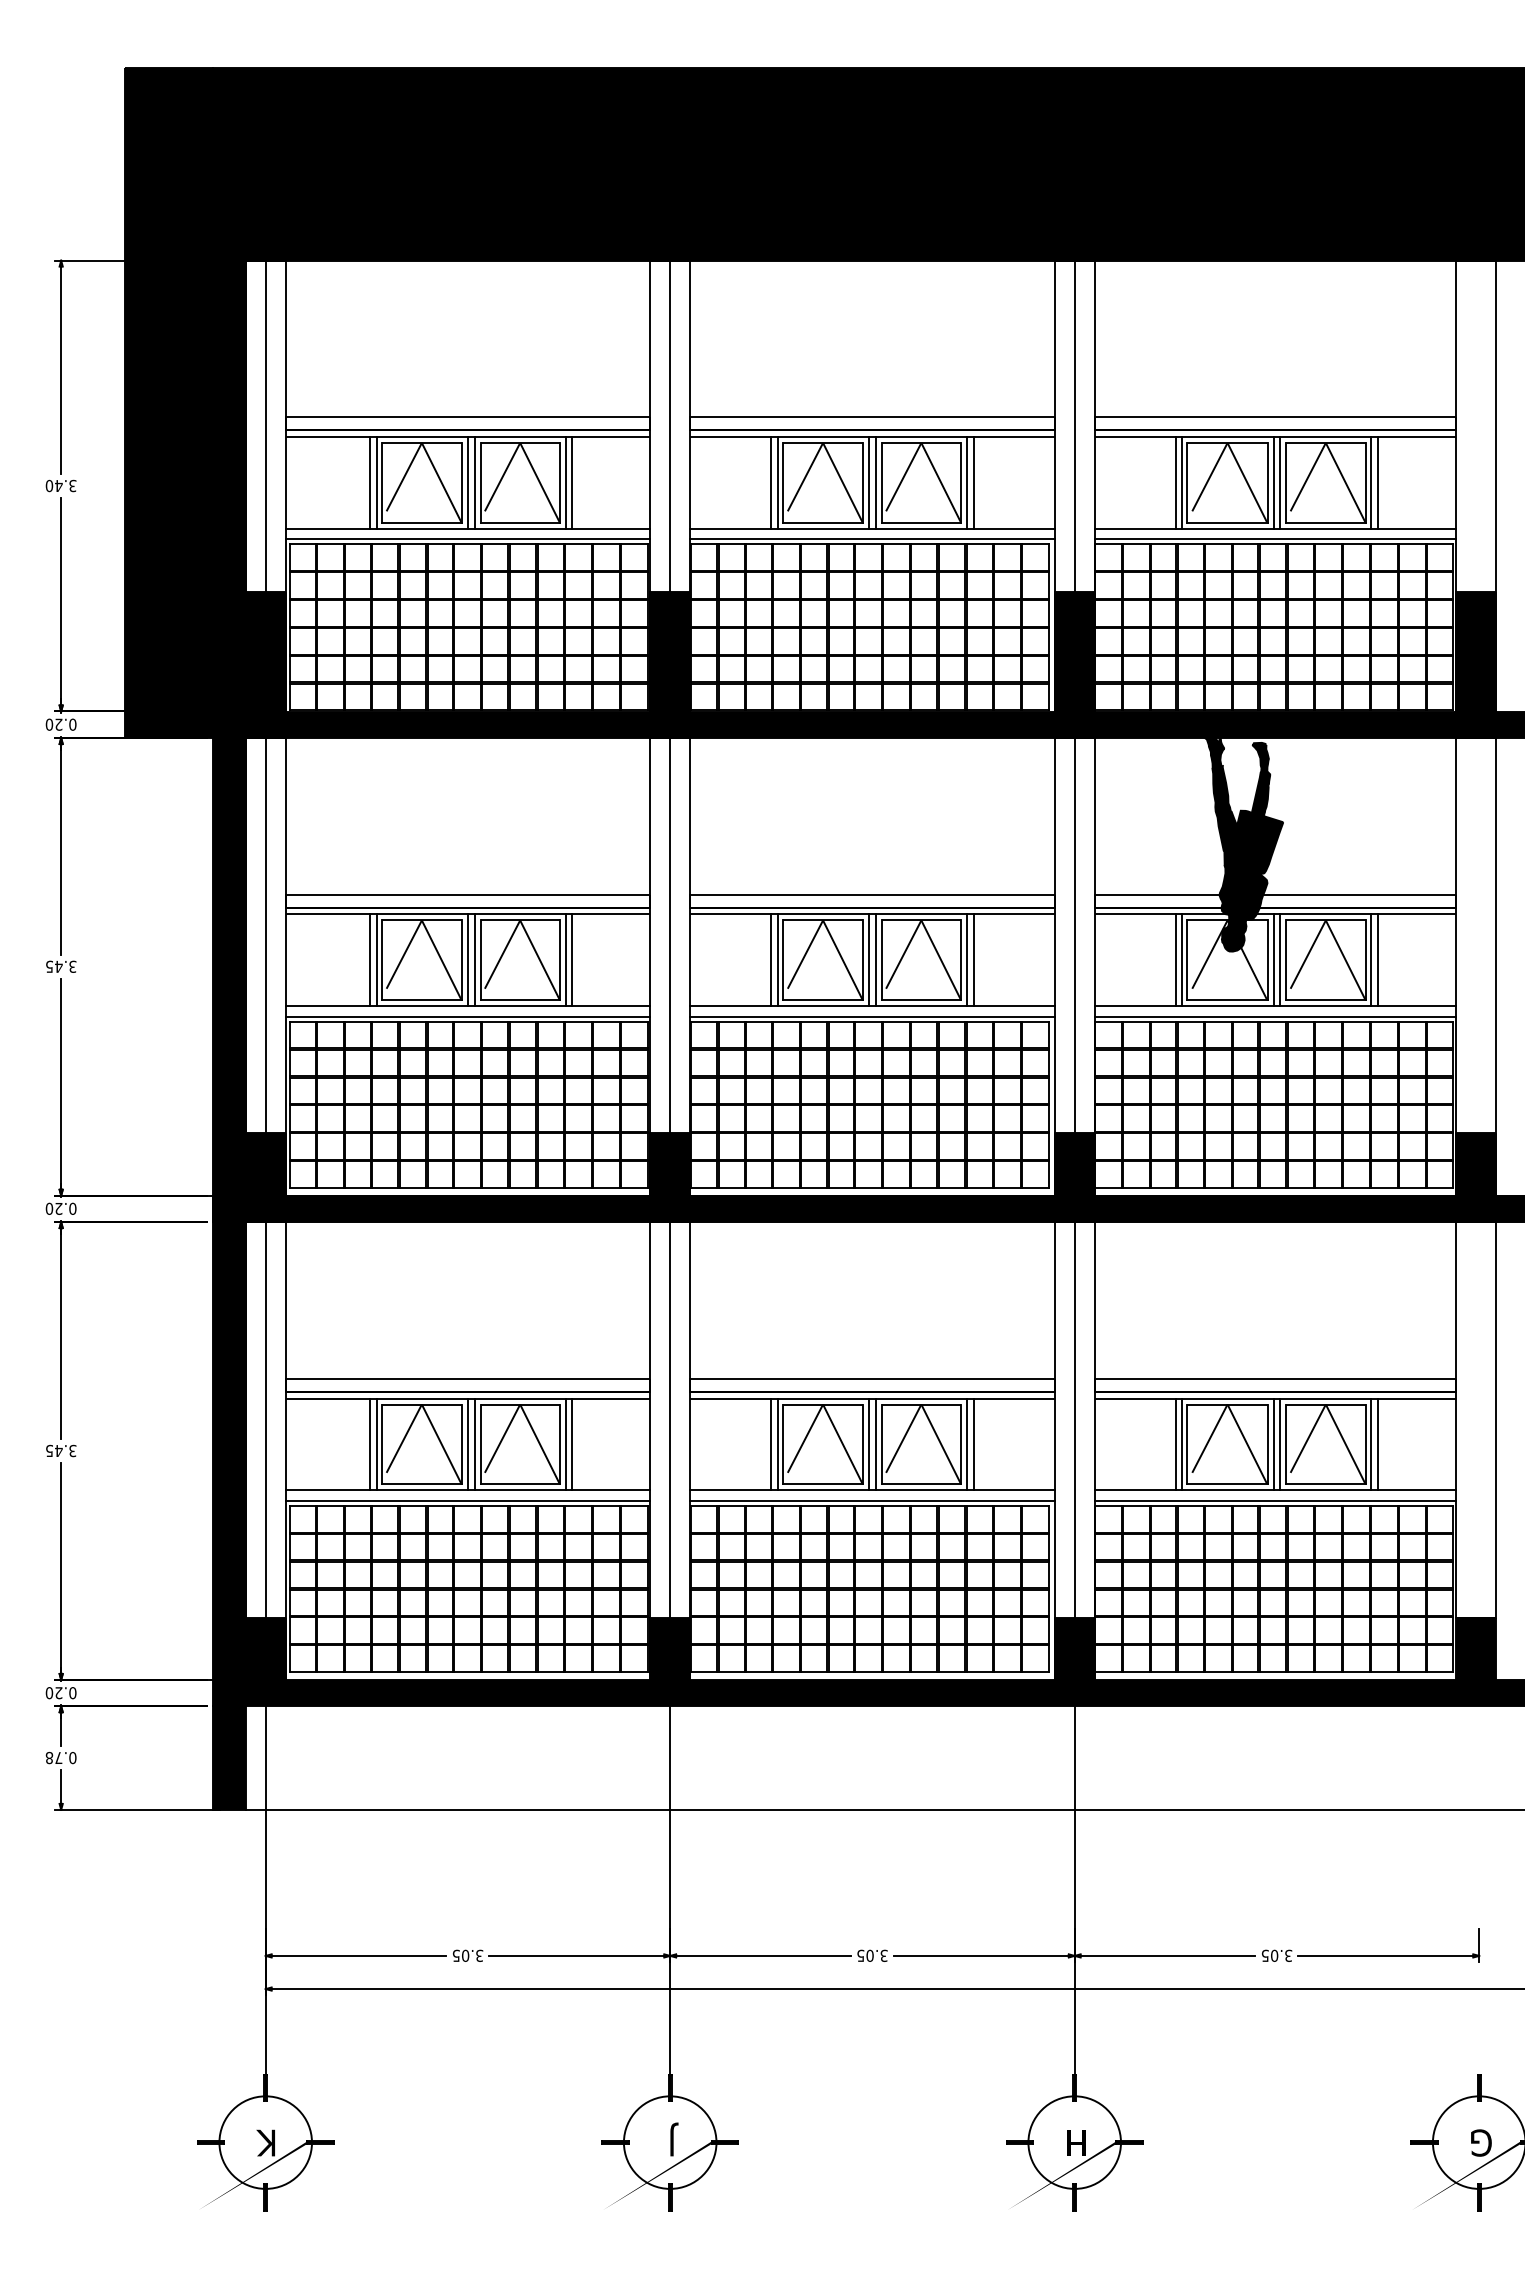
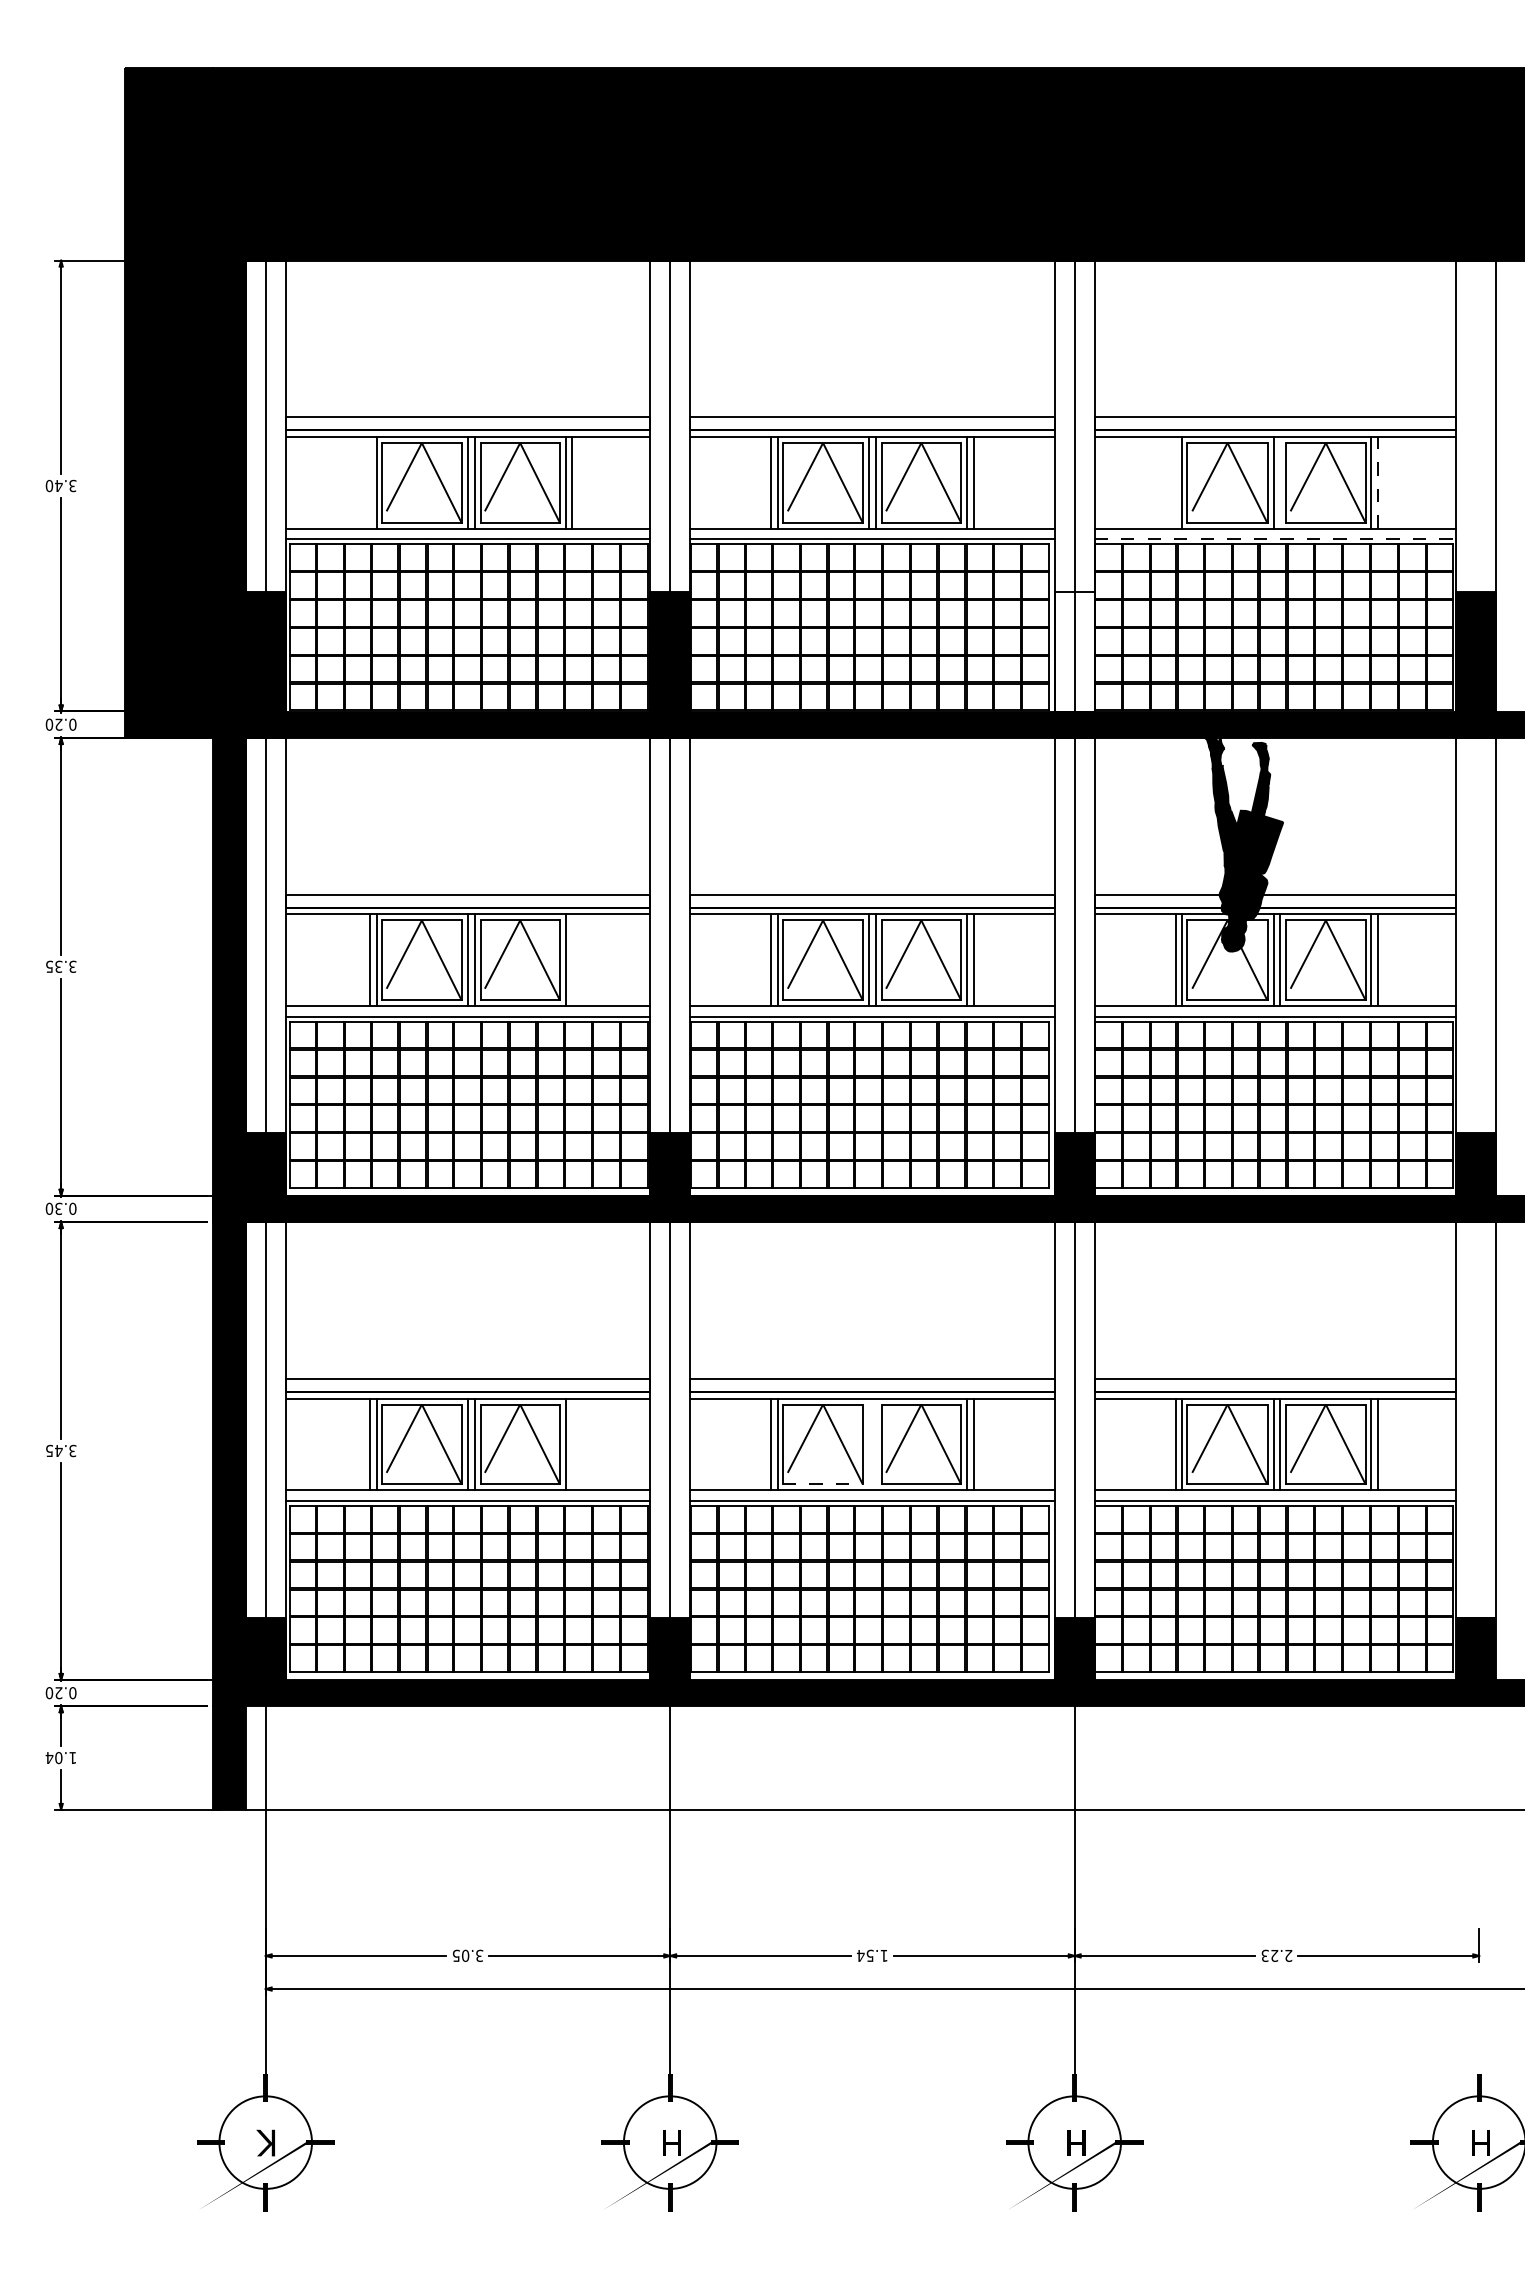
line: present -> none (370, 482)
line: present -> none (1175, 482)
line: present -> none (1280, 482)
line: solid -> dashed (1378, 482)
line: solid -> dashed (1275, 539)
fill: present -> none (1074, 651)
line: present -> none (572, 960)
text: 3.45 -> 3.35 (58, 966)
text: 0.20 -> 0.30 (58, 1208)
line: present -> none (572, 1444)
line: present -> none (869, 1444)
line: present -> none (875, 1444)
line: solid -> dashed (823, 1484)
text: 0.78 -> 1.04 (60, 1757)
text: 3.05 -> 1.54 (872, 1955)
text: 3.05 -> 2.23 (1276, 1955)
text: J -> H (671, 2139)
text: G -> H (1481, 2142)
